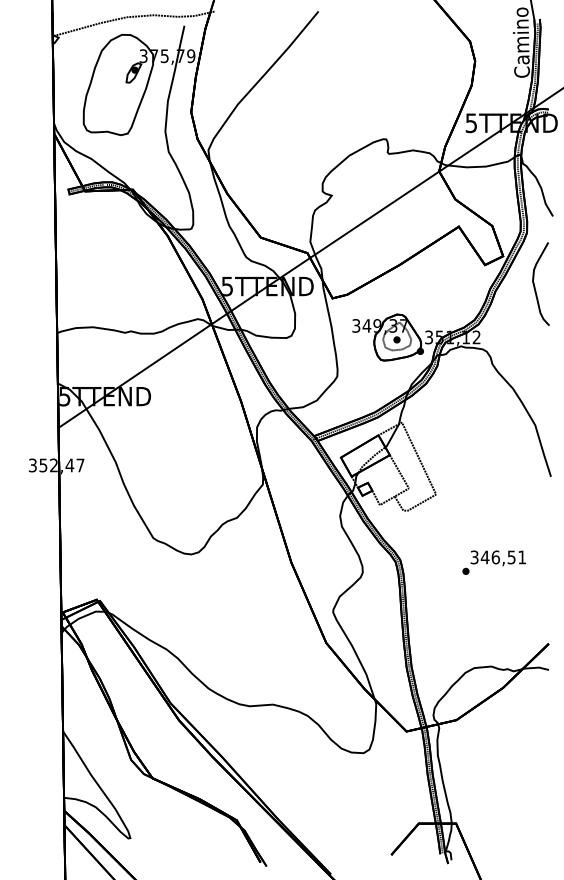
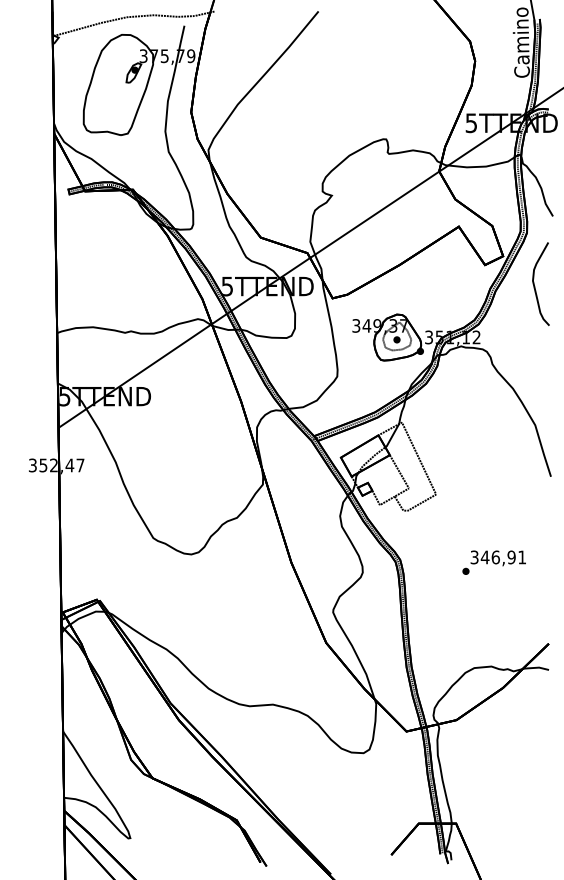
text: 346,51 -> 346,91 (511, 557)
